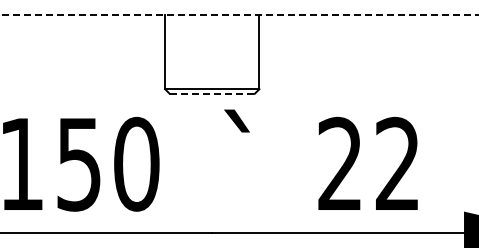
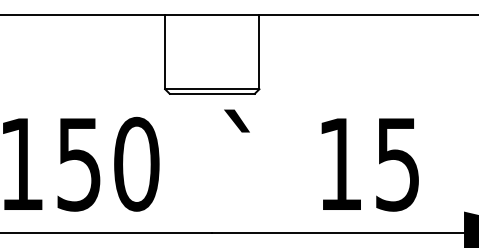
line: dashed -> solid (239, 15)
line: dashed -> solid (212, 93)
text: 22 -> 15 (368, 163)
